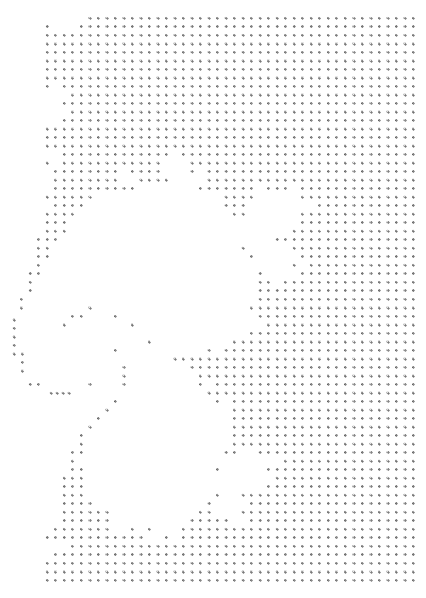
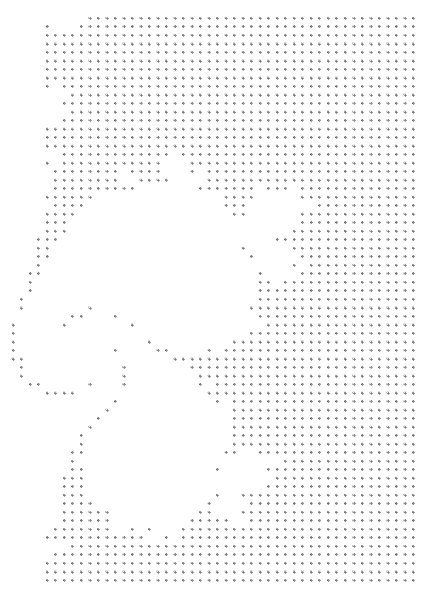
part position: (18, 345) -> (17, 350) (17, 350)
part: none -> present (161, 350)
part size: 21x3 px -> 28x3 px (59, 393)
